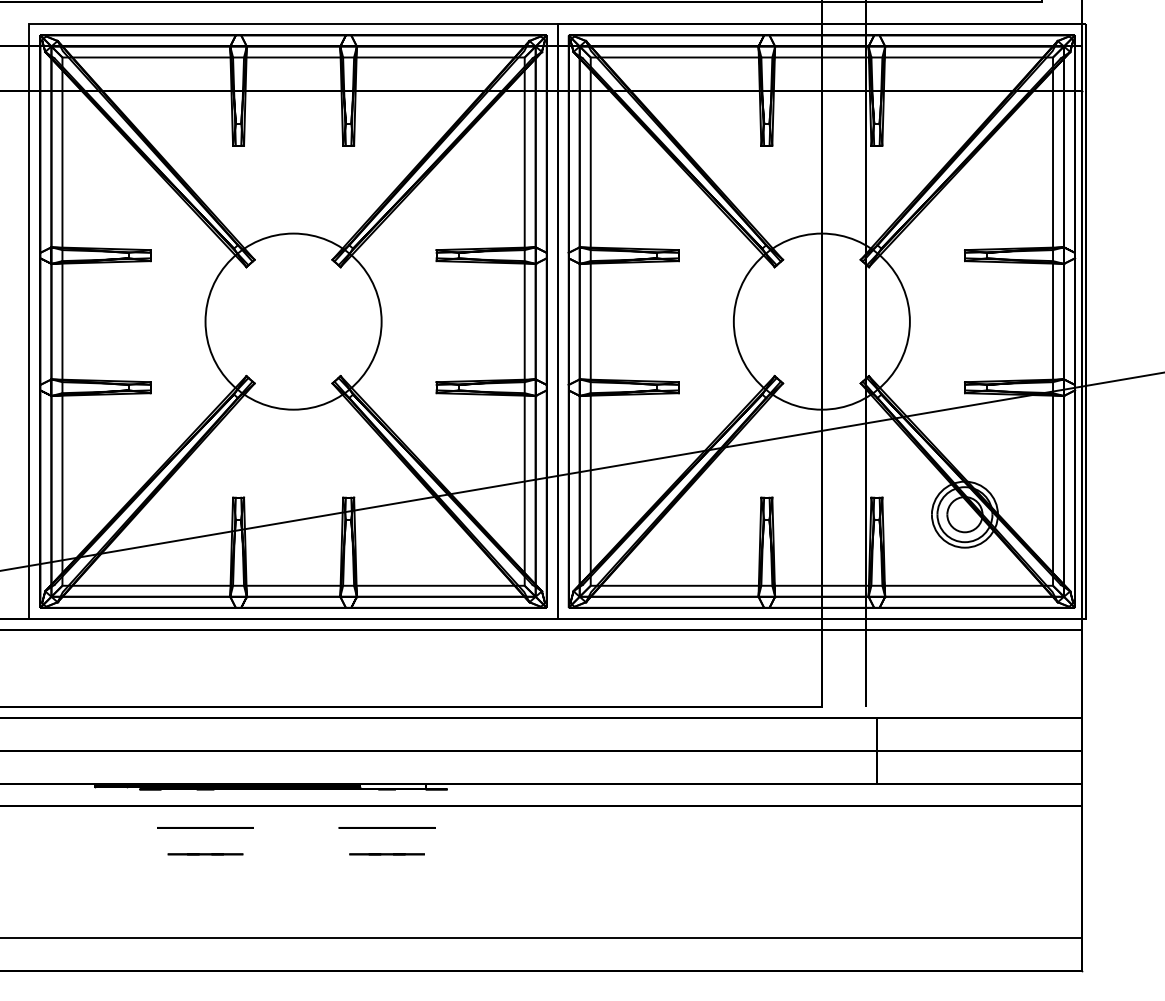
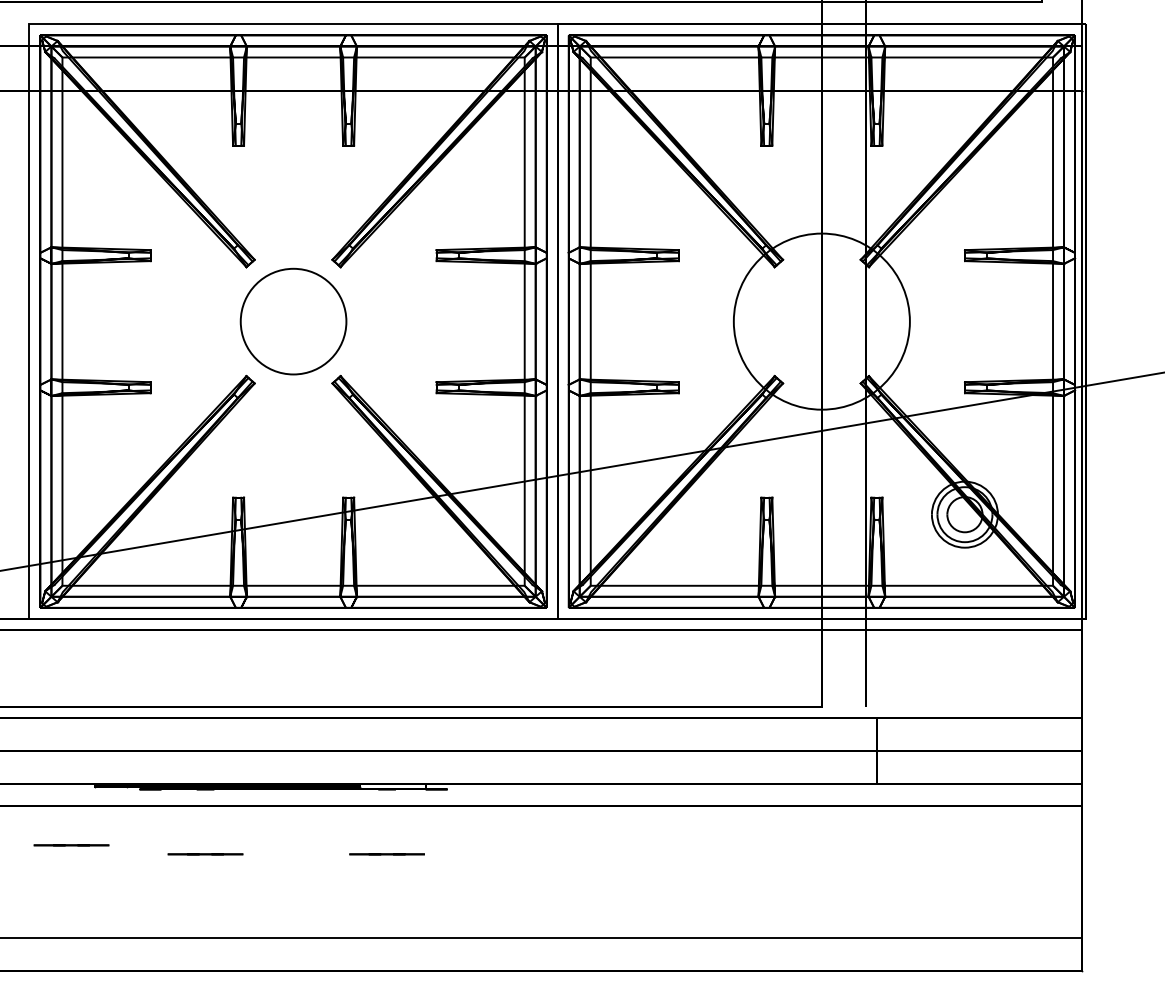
circle diameter: 176 px -> 106 px (293, 321)
circle: present -> none (205, 827)
circle: present -> none (386, 827)
line: none -> present (71, 845)
